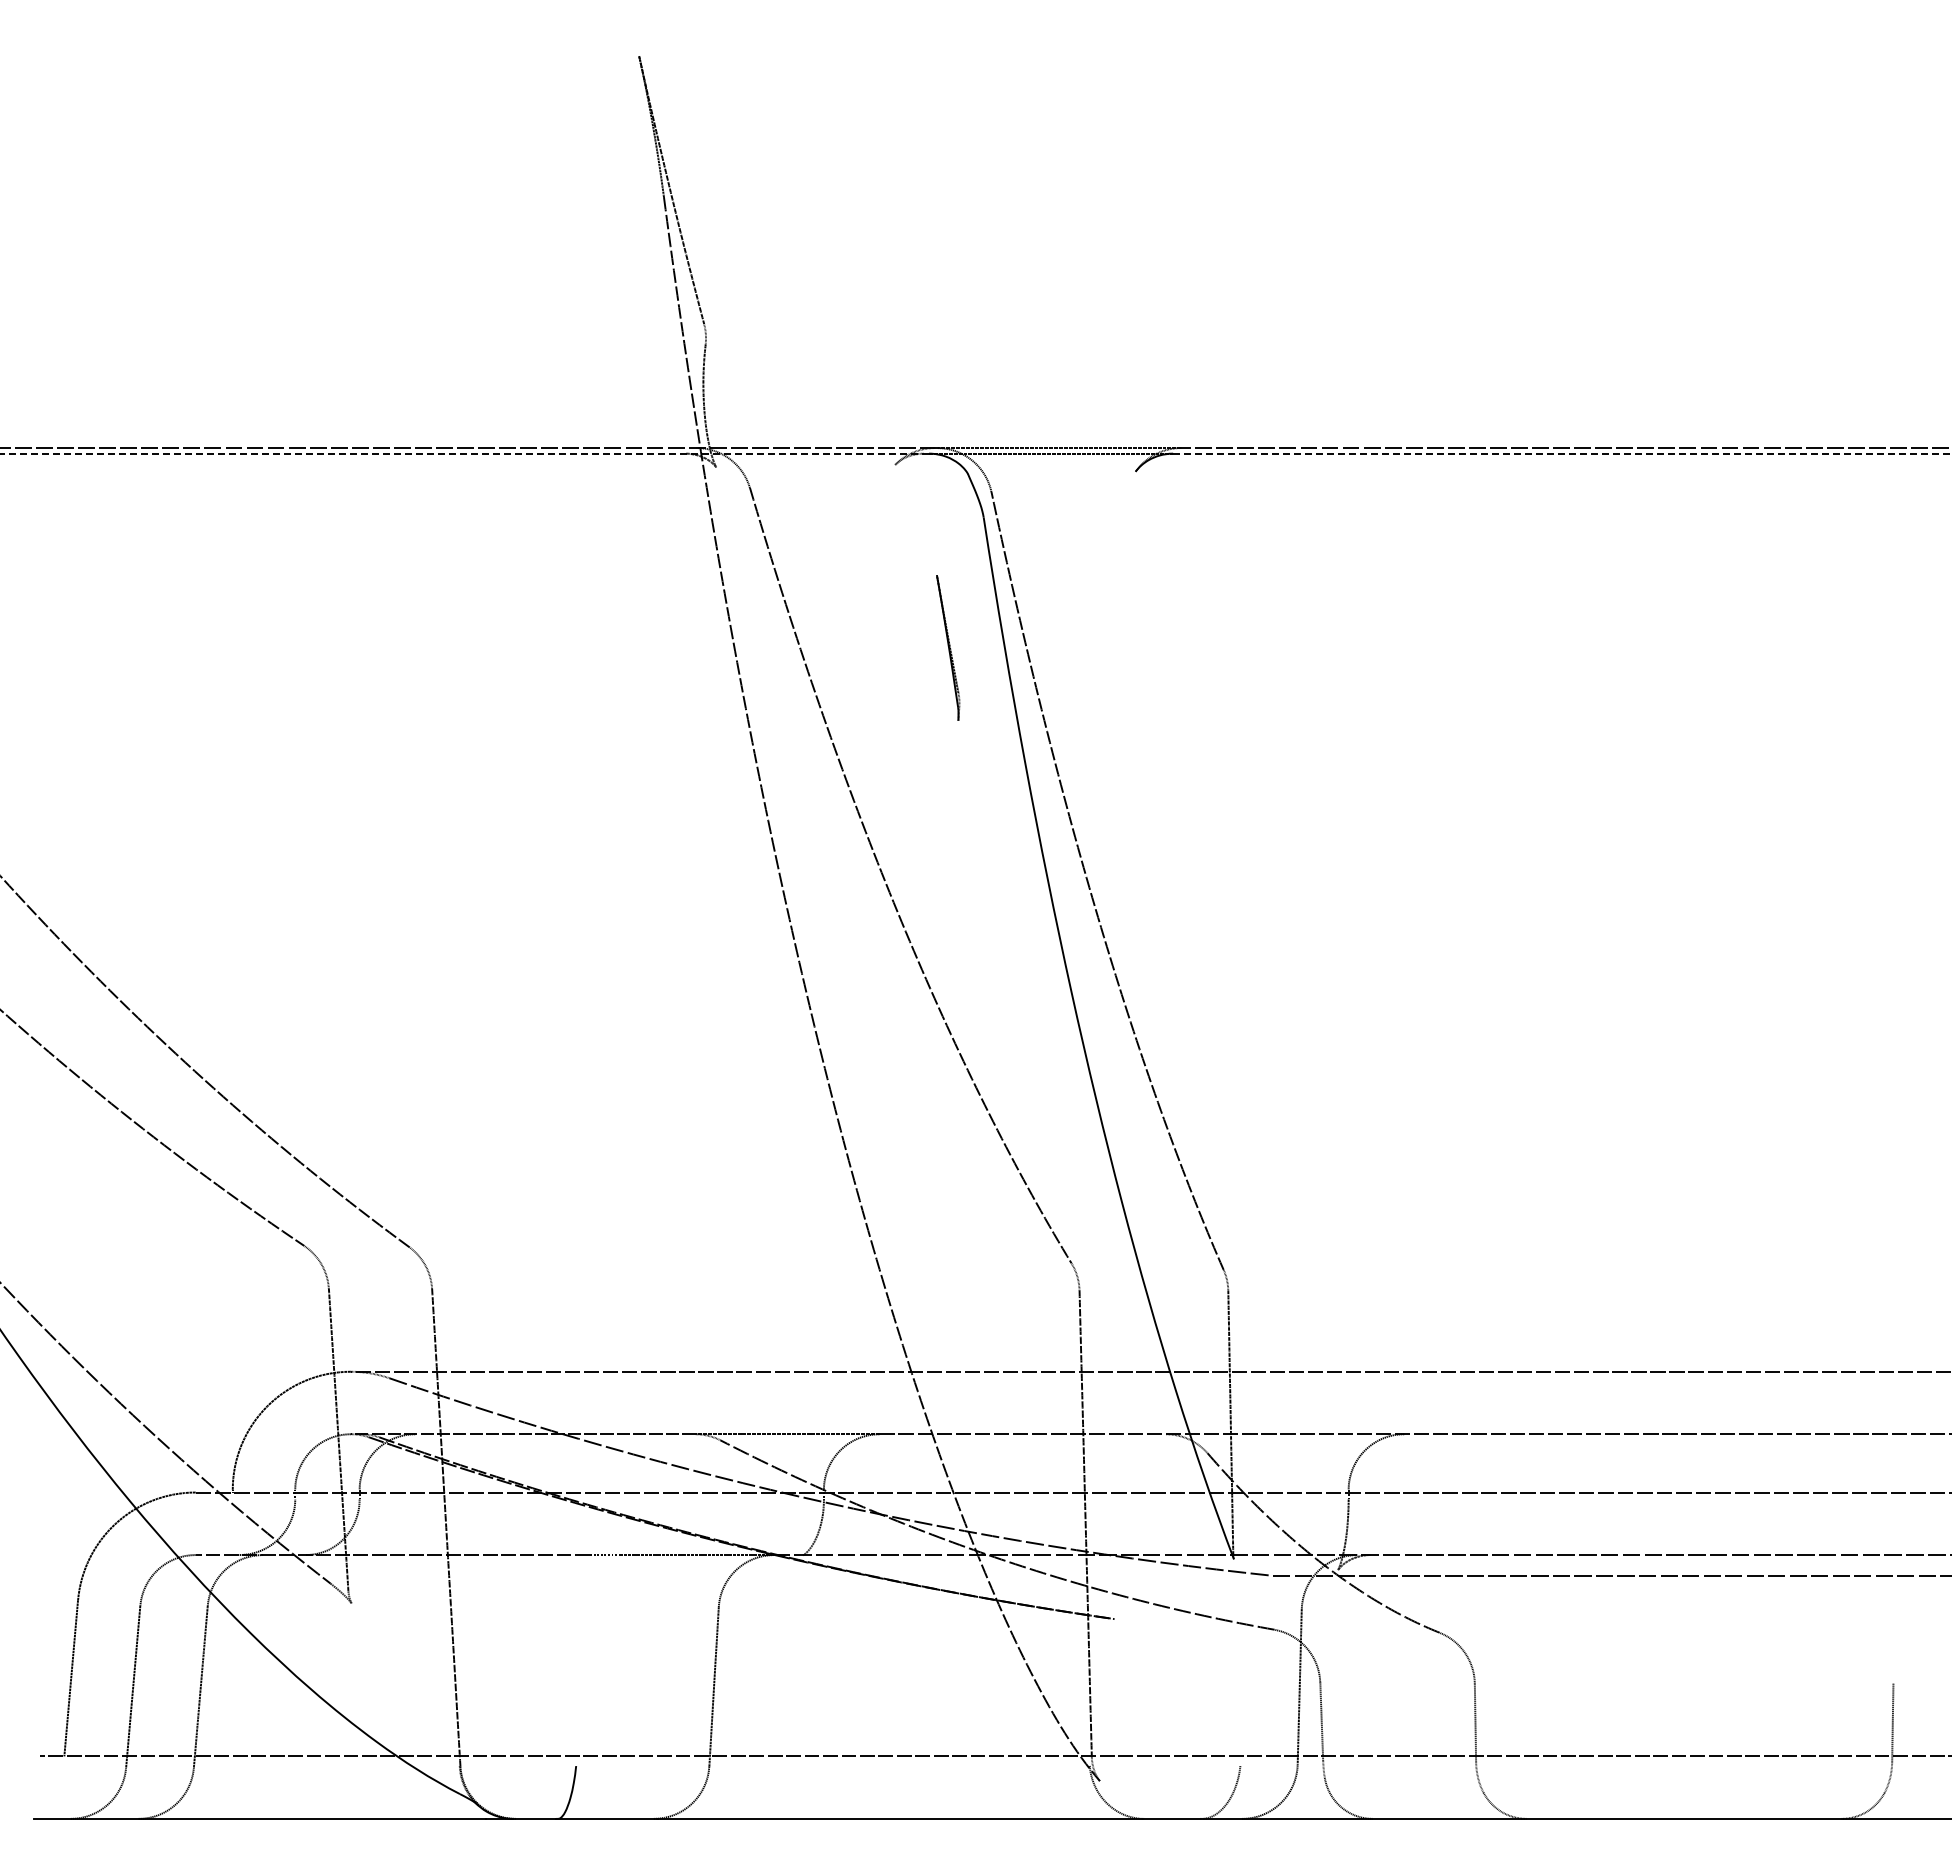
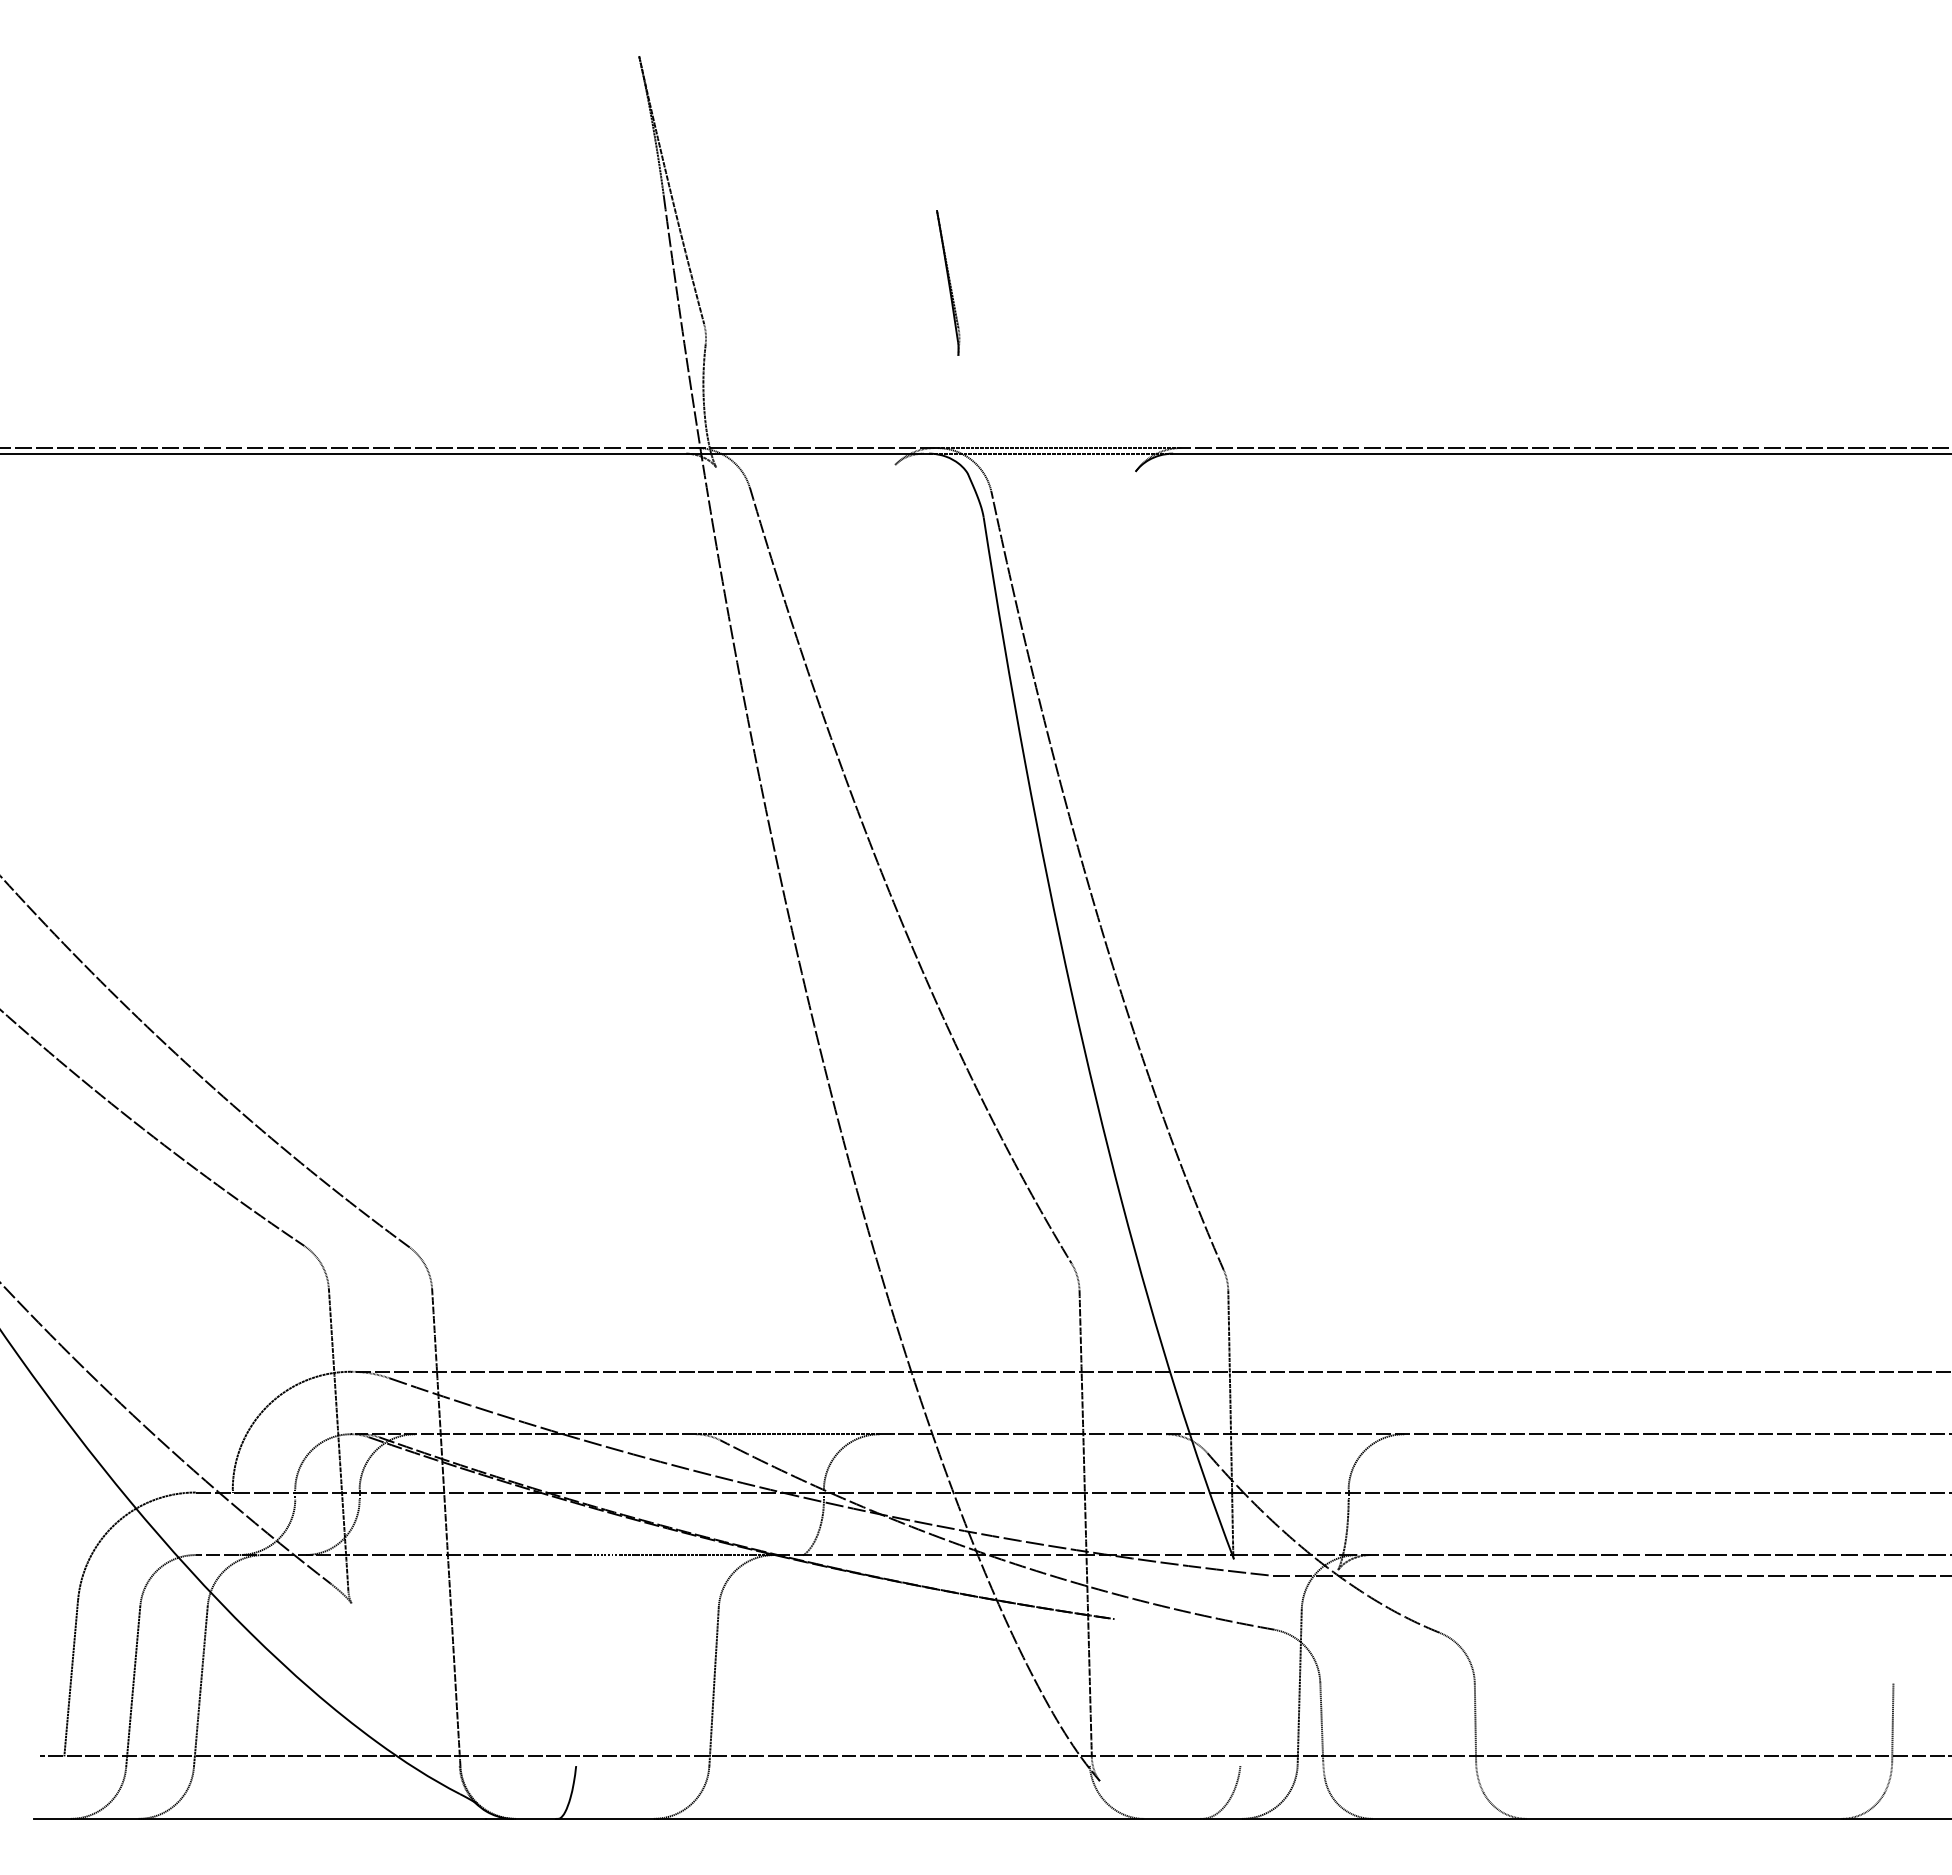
line: dashed -> solid (465, 453)
line: dashed -> solid (1562, 453)
part position: (948, 647) -> (948, 282) (948, 282)
